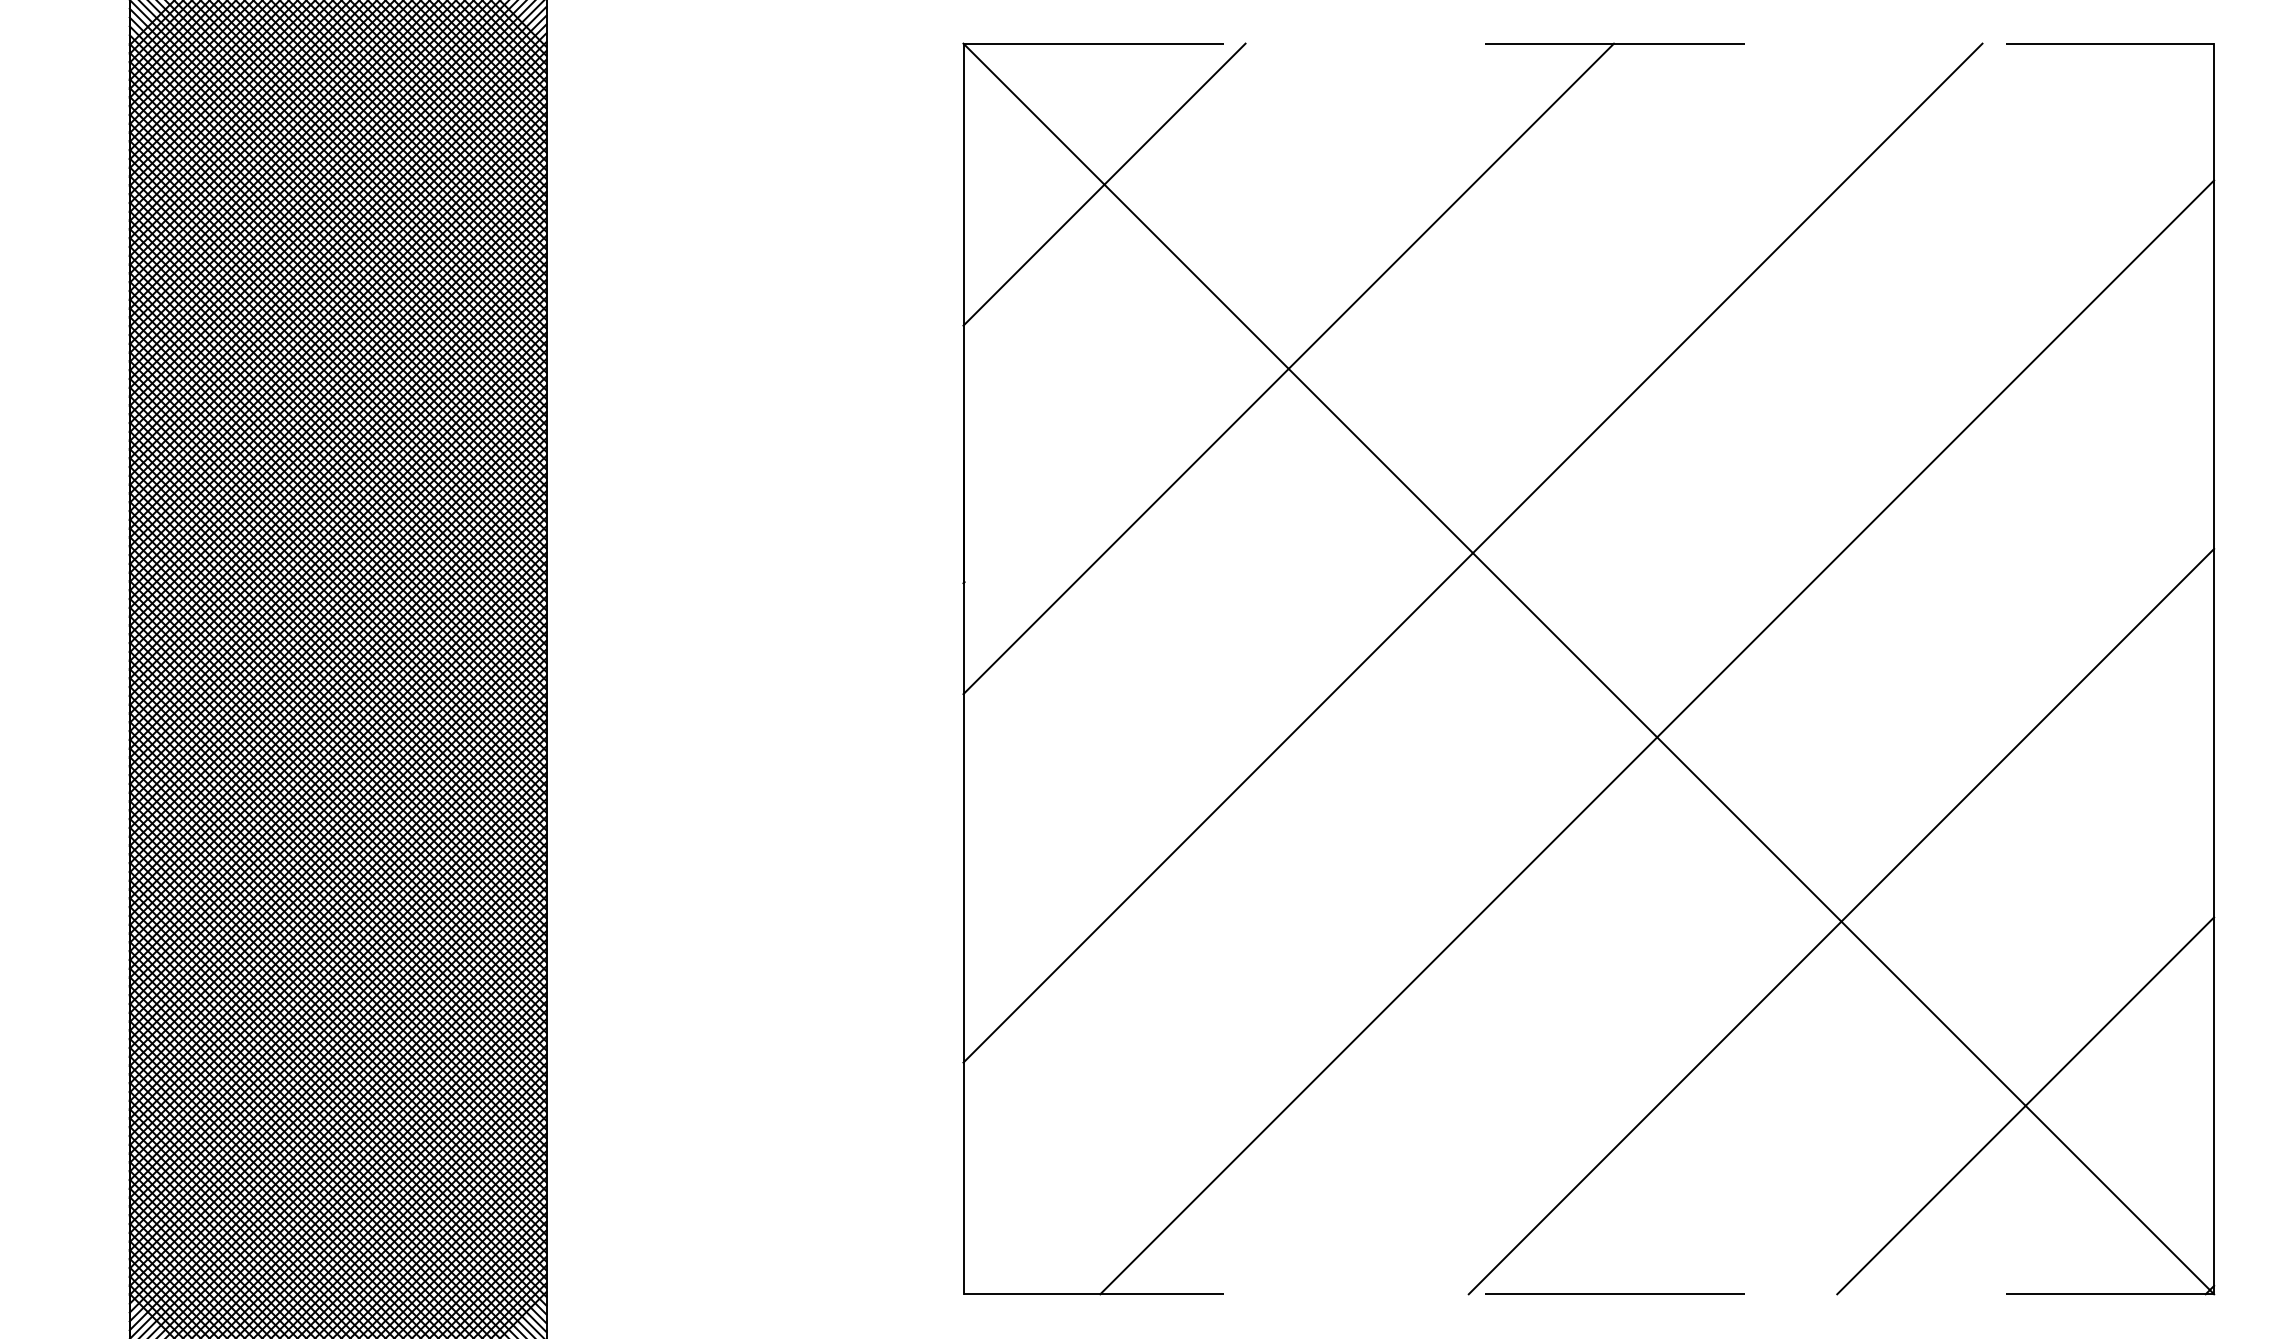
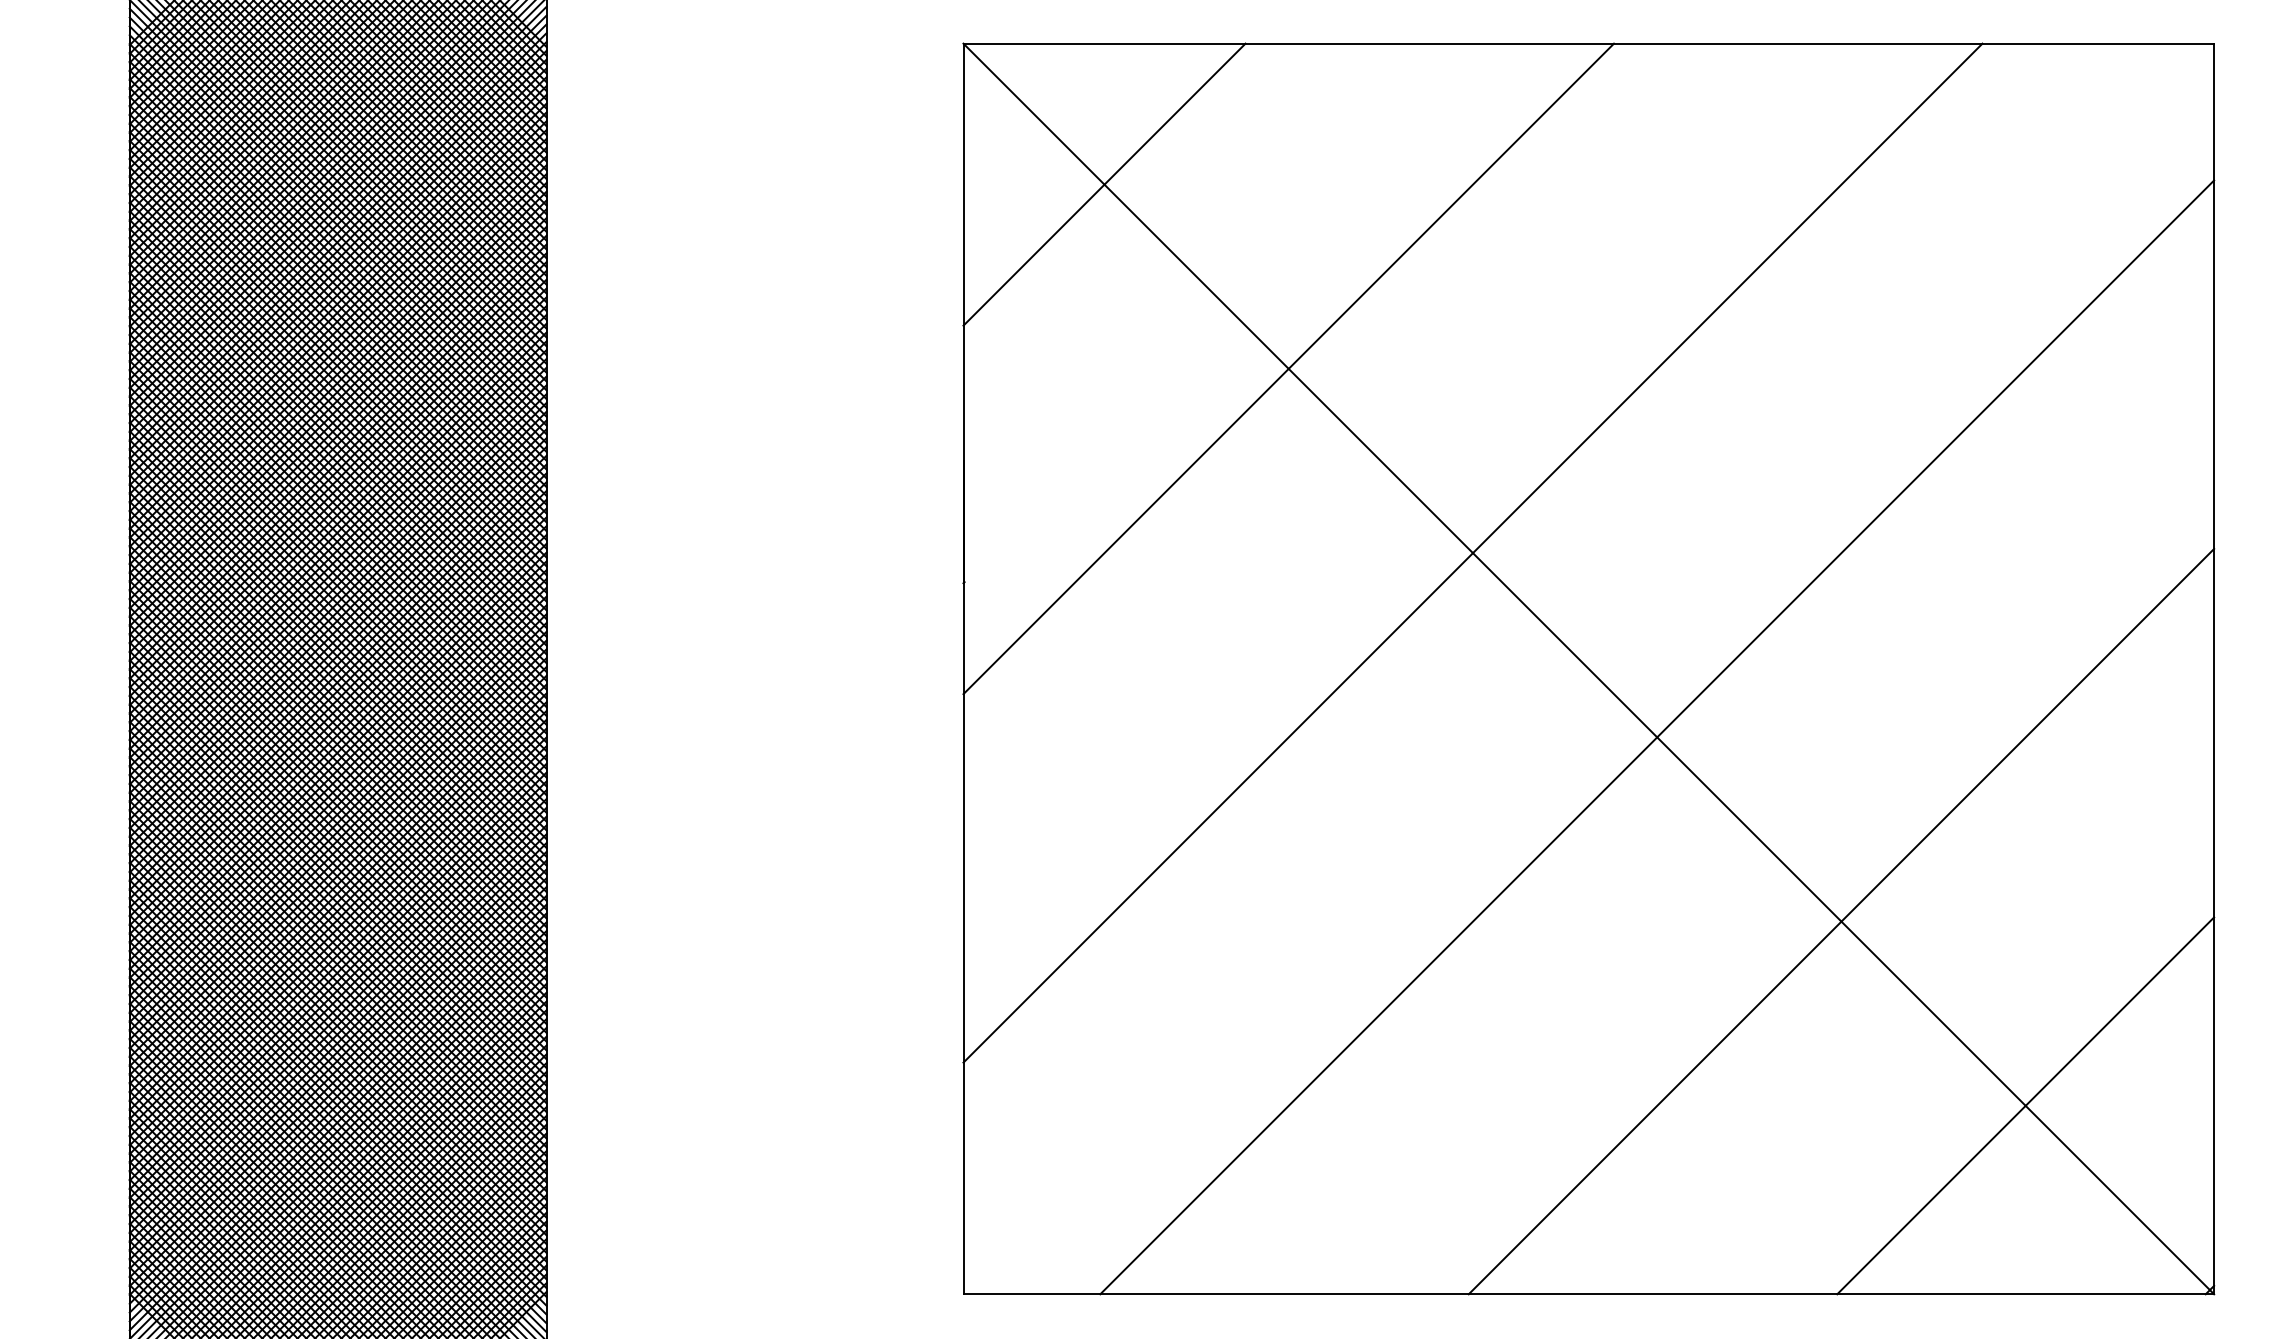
line: dashed -> solid (1589, 43)
line: dashed -> solid (1589, 1294)
